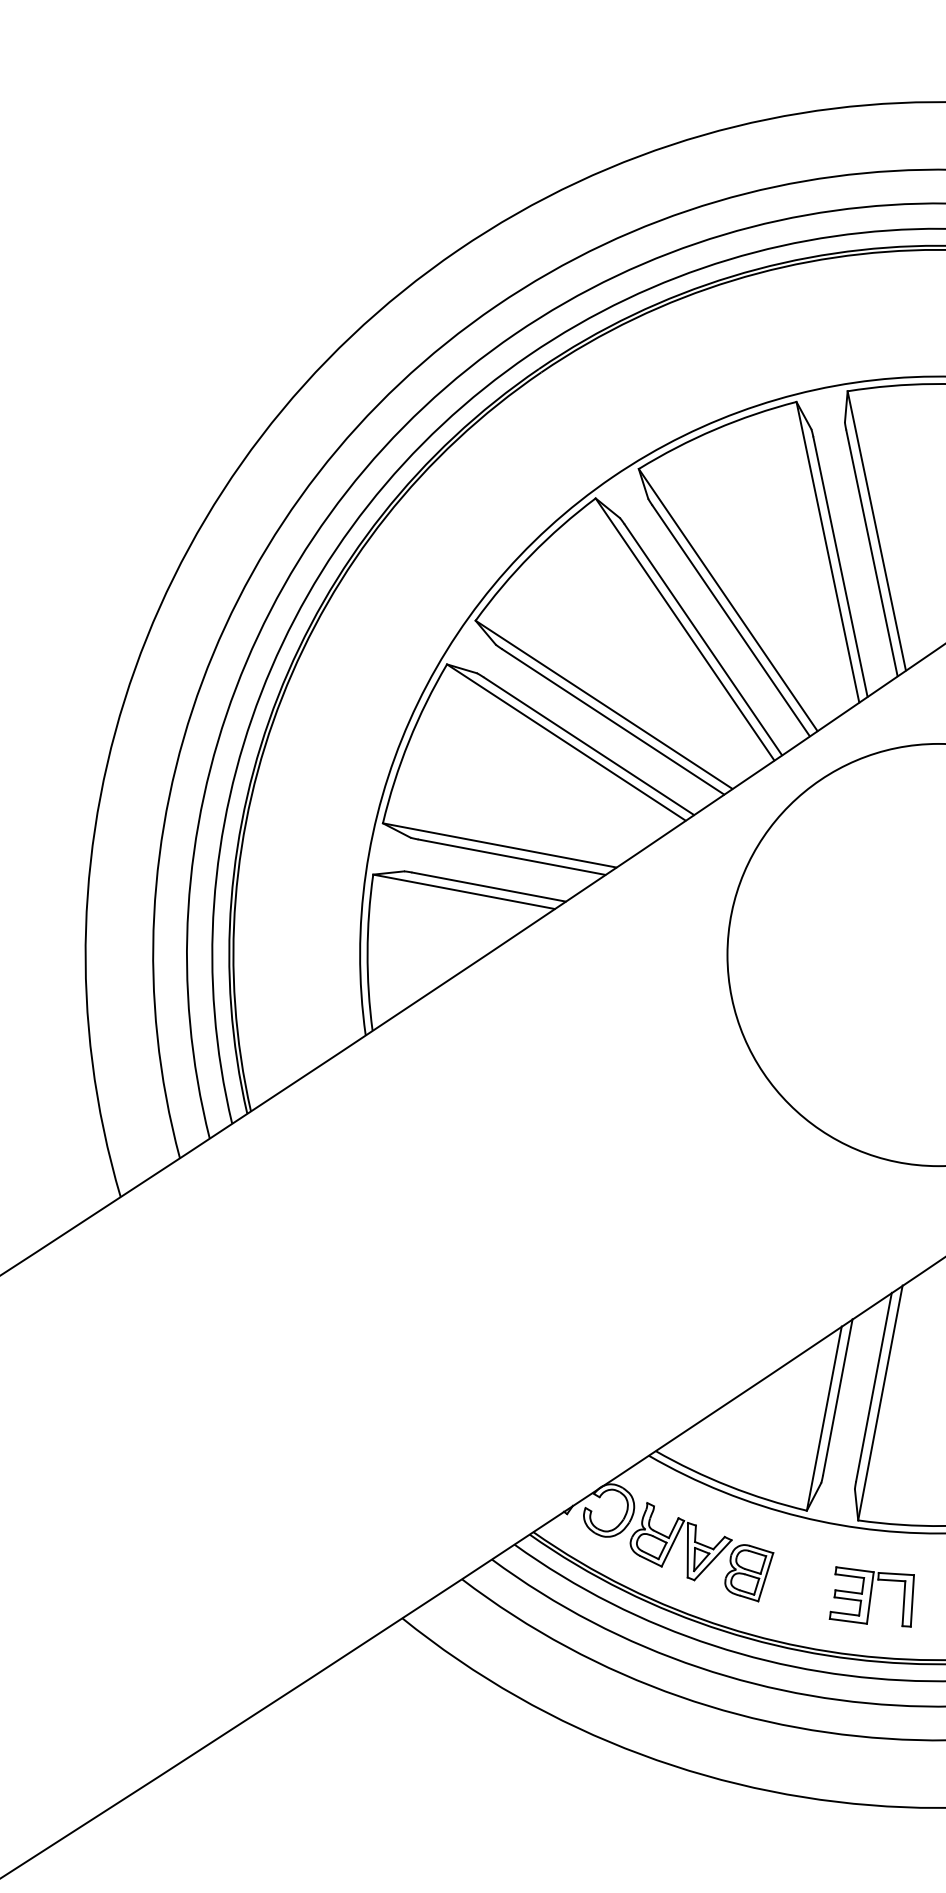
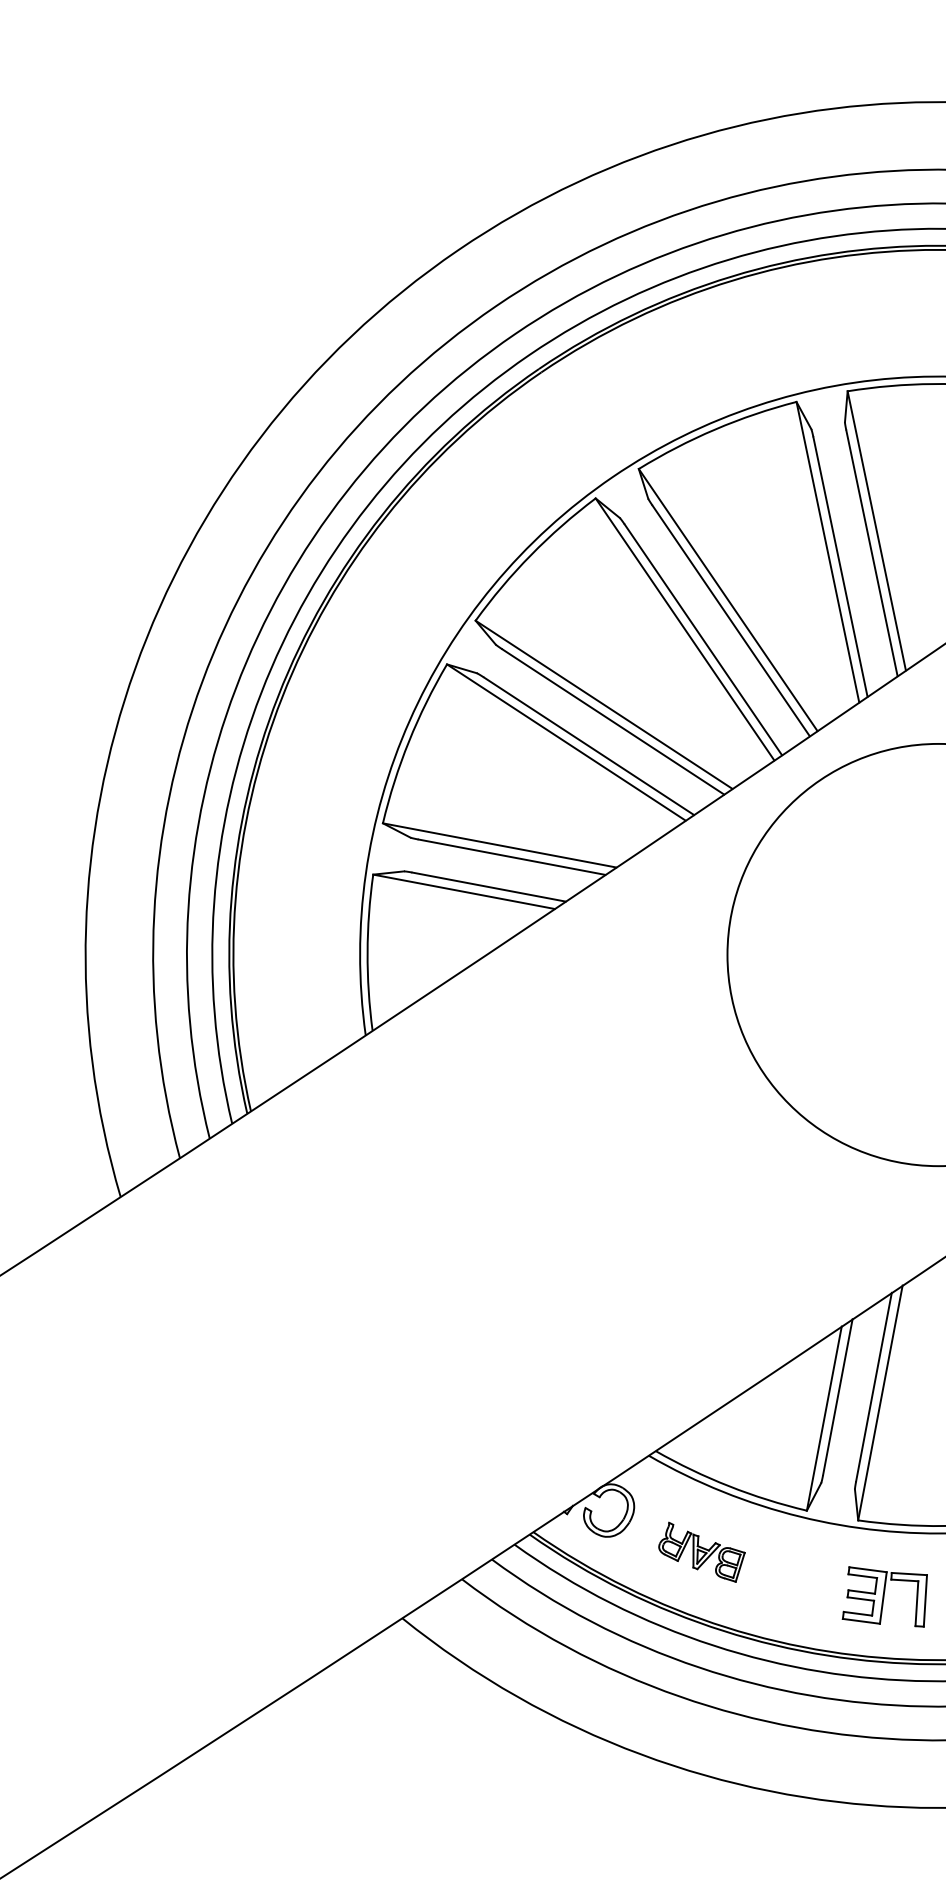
part size: 146x101 px -> 88x62 px (701, 1551)
part position: (871, 1596) -> (884, 1596) (884, 1596)
